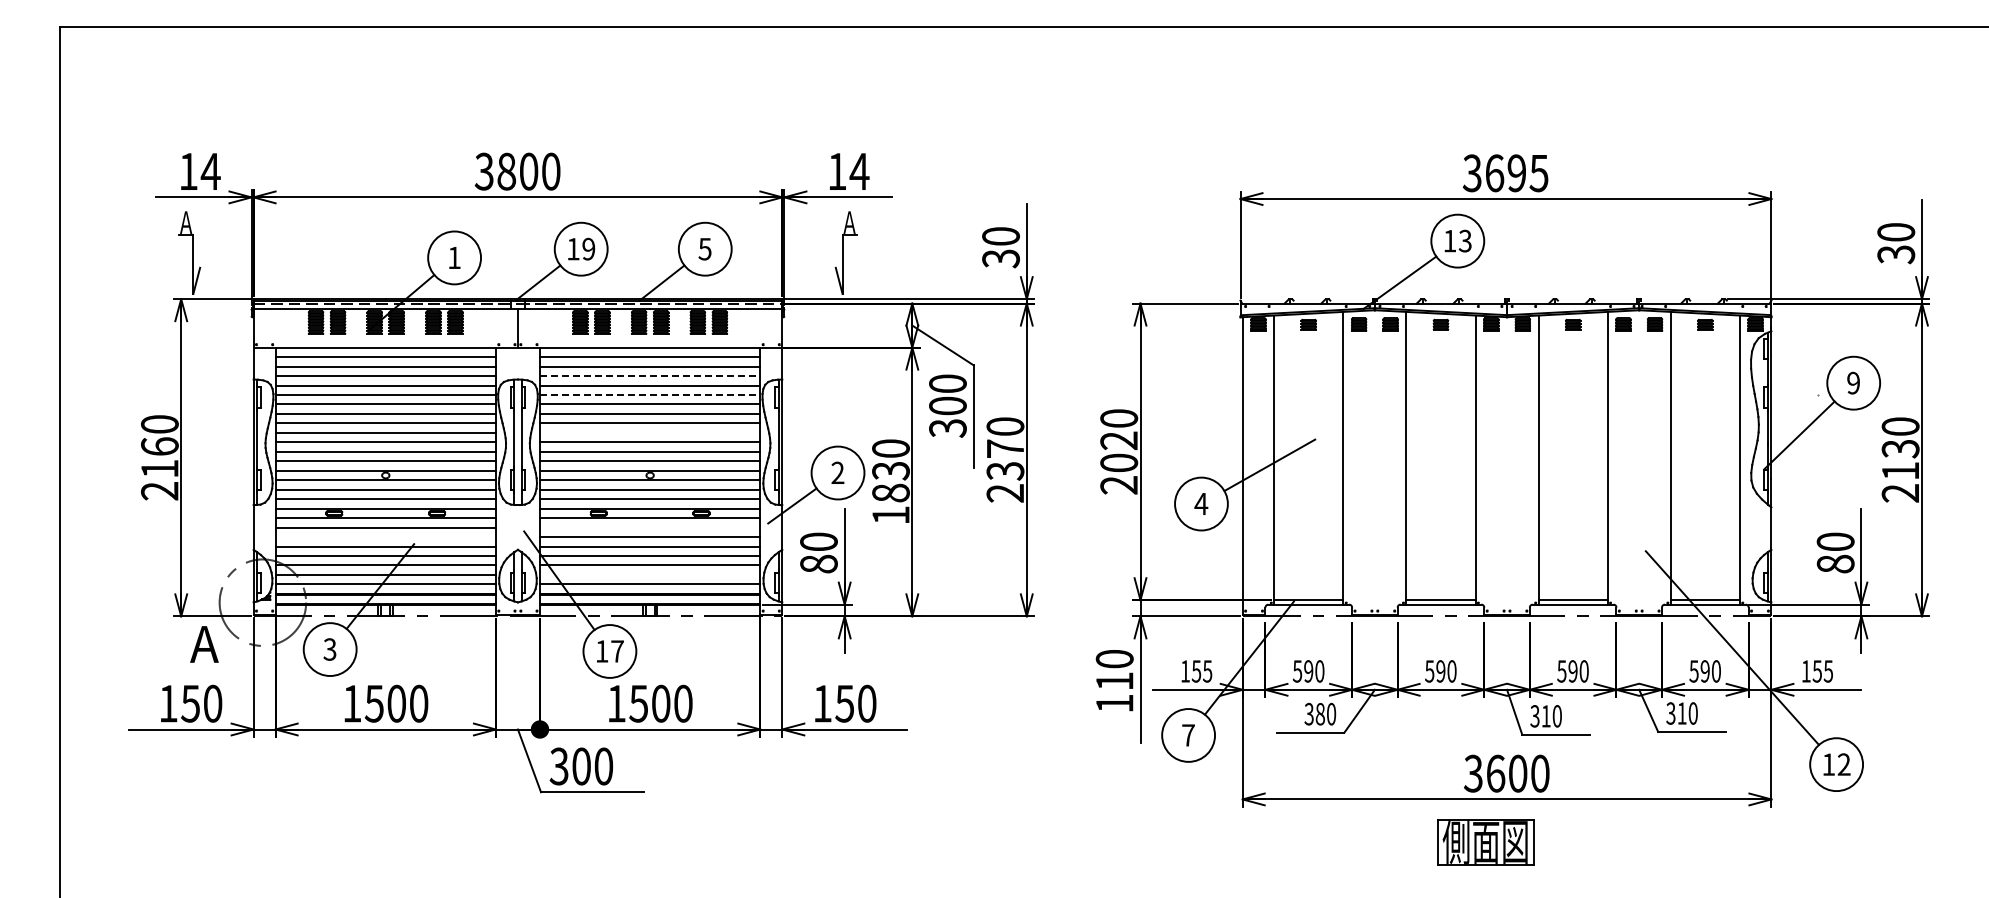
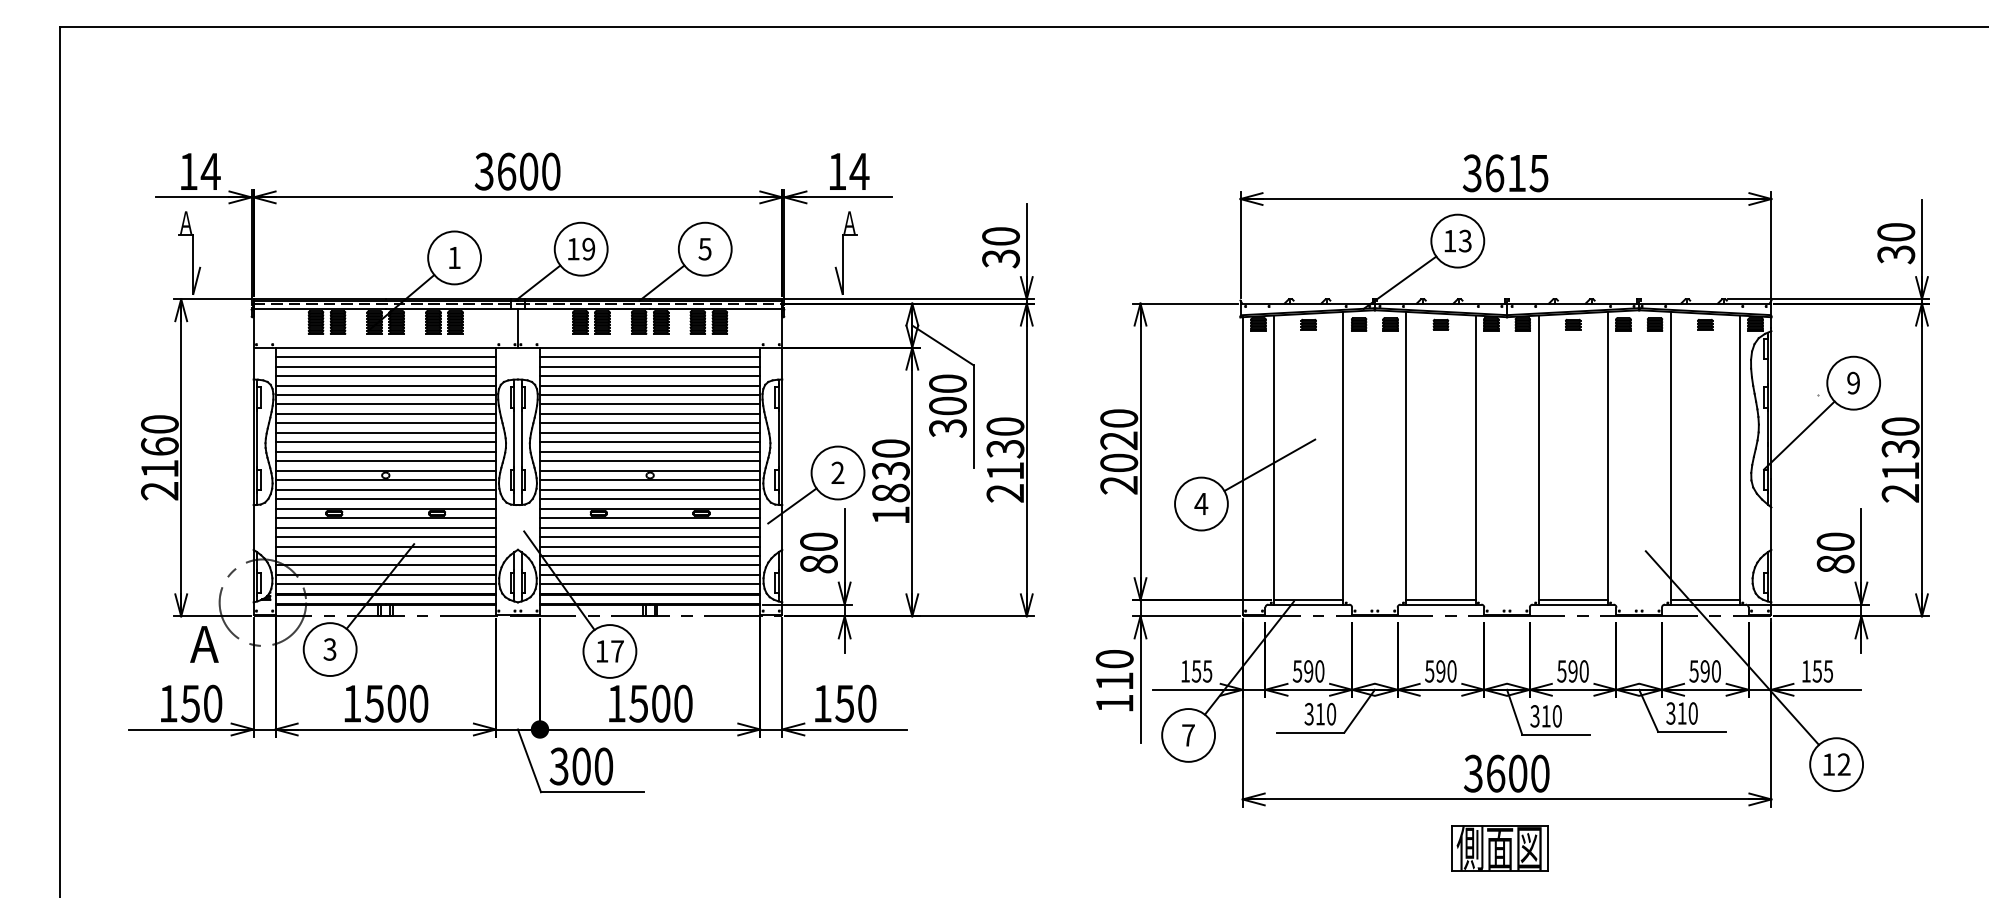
text: 3800 -> 3600 (506, 171)
text: 3695 -> 3615 (1516, 173)
line: dashed -> solid (650, 376)
line: dashed -> solid (650, 394)
line: none -> present (650, 432)
text: 2370 -> 2130 (1005, 459)
line: none -> present (650, 527)
line: none -> present (385, 537)
line: none -> present (650, 574)
text: 380 -> 310 (1319, 714)
part position: (1485, 842) -> (1499, 848) (1499, 848)
